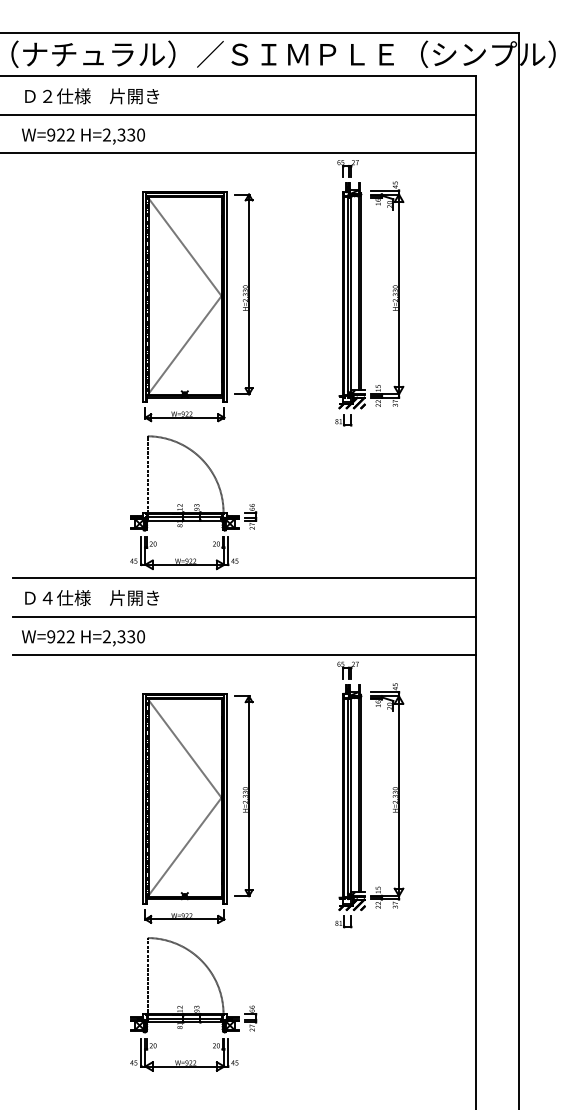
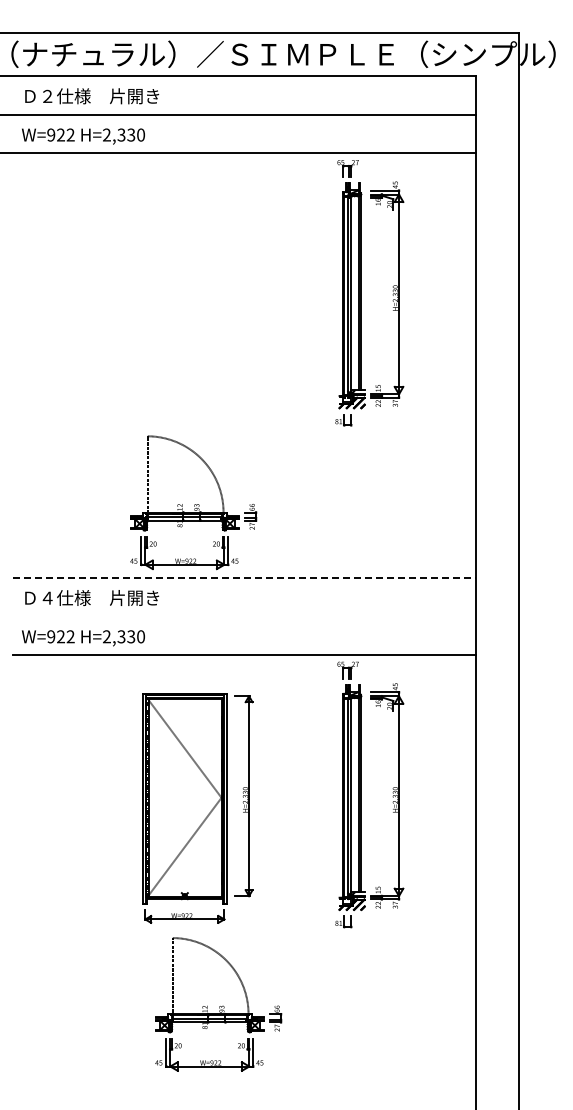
part: present -> none (197, 306)
line: solid -> dashed (244, 577)
line: present -> none (243, 616)
part position: (193, 1004) -> (218, 1004) (218, 1004)
